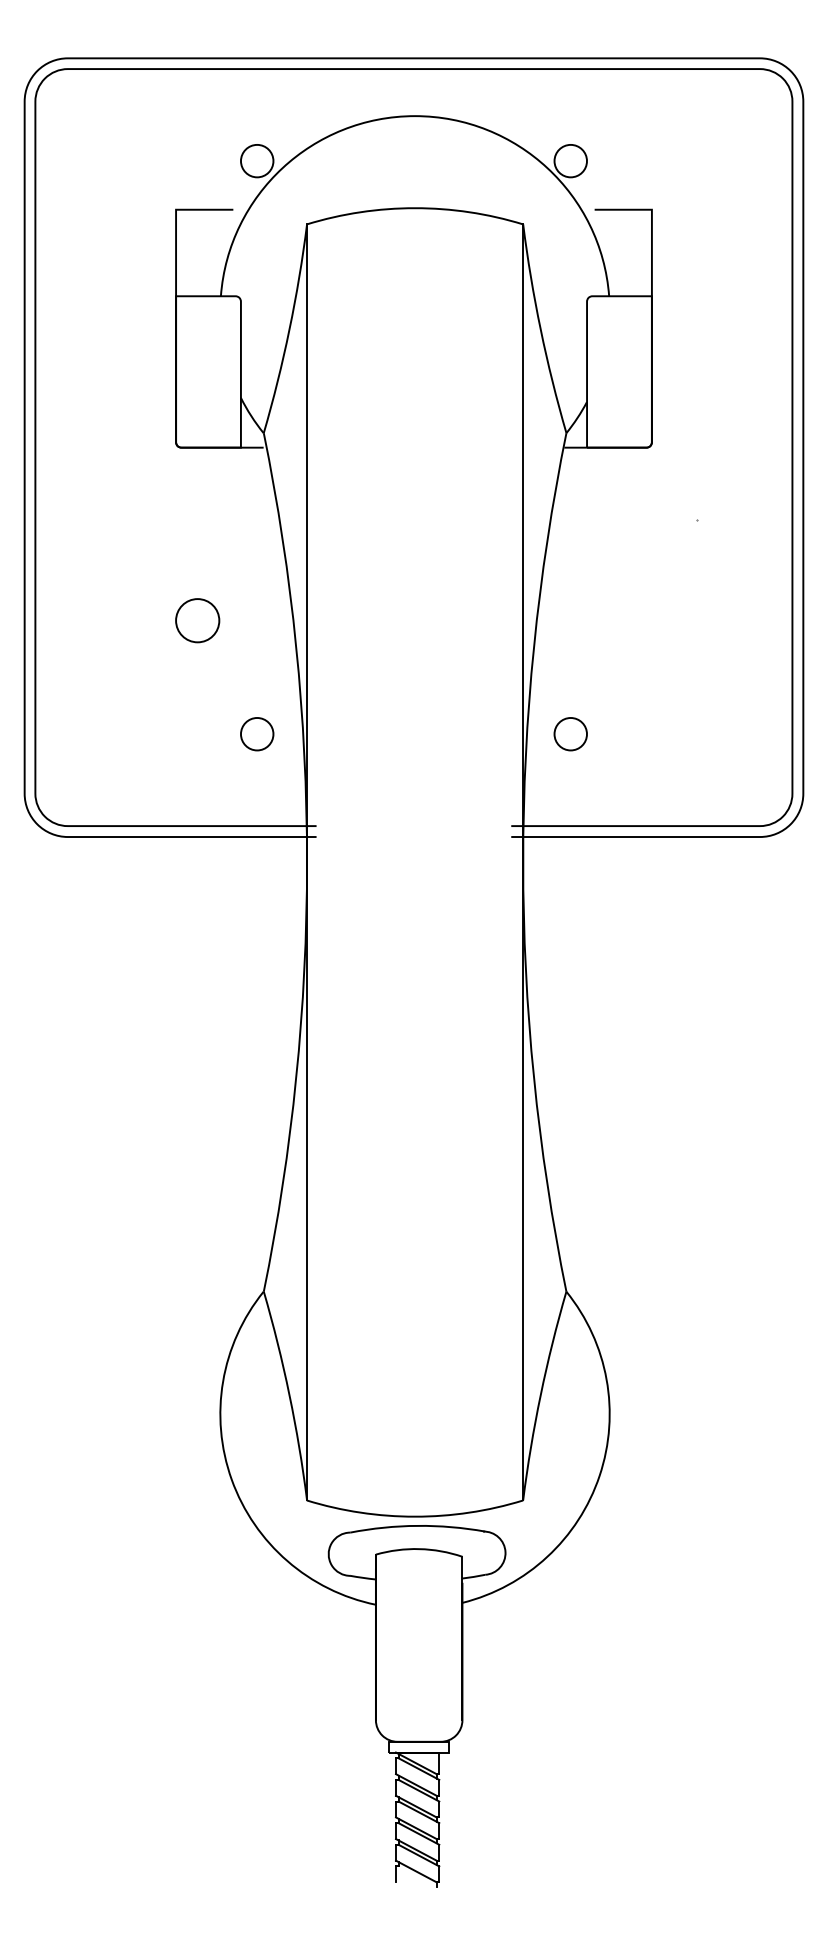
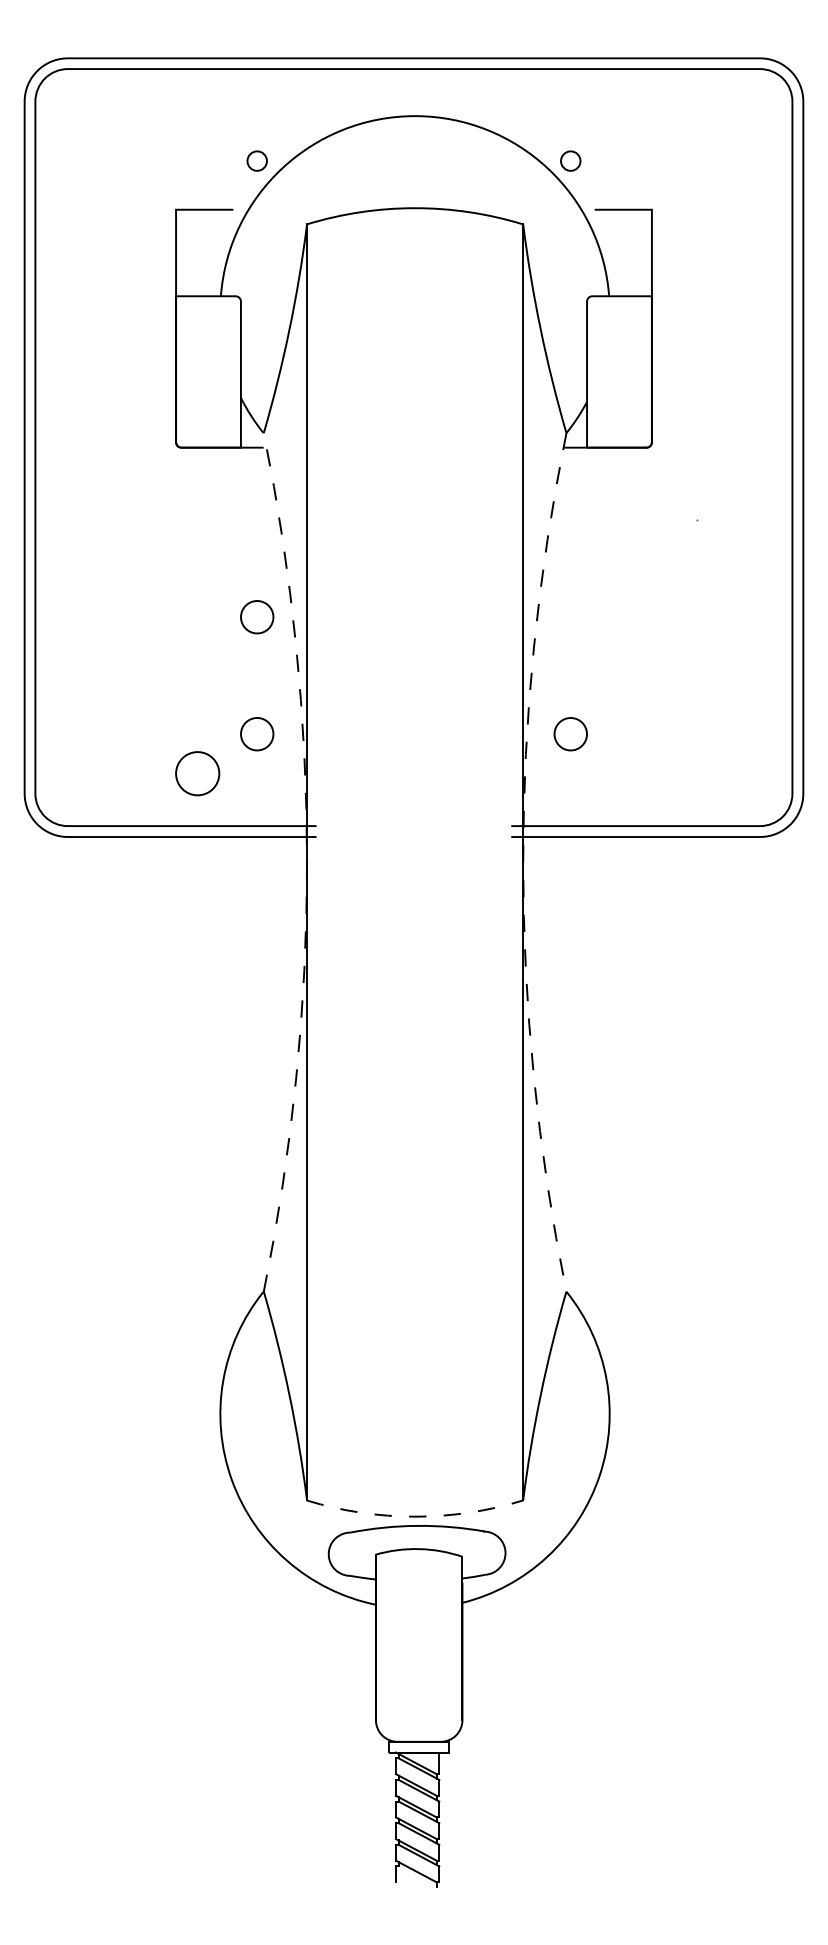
circle diameter: 32 px -> 19 px (256, 160)
circle diameter: 32 px -> 19 px (570, 160)
circle: none -> present (257, 617)
circle position: (197, 620) -> (197, 773) (197, 773)
arc: solid -> dashed (307, 862)
arc: solid -> dashed (523, 862)
arc: solid -> dashed (415, 1516)
